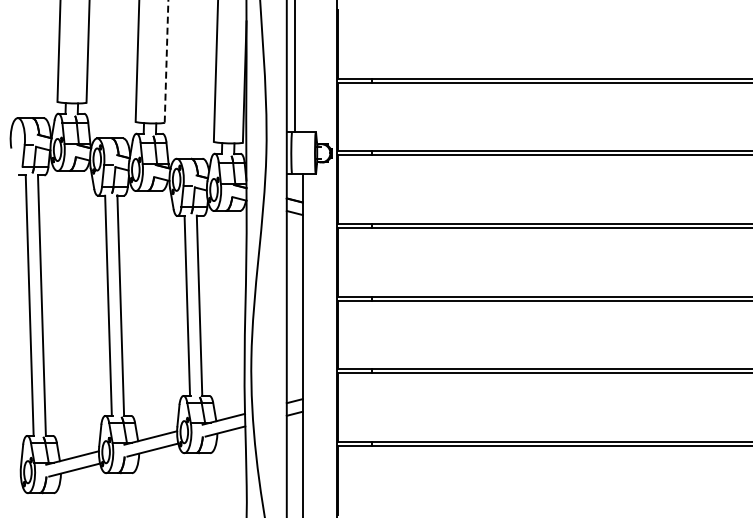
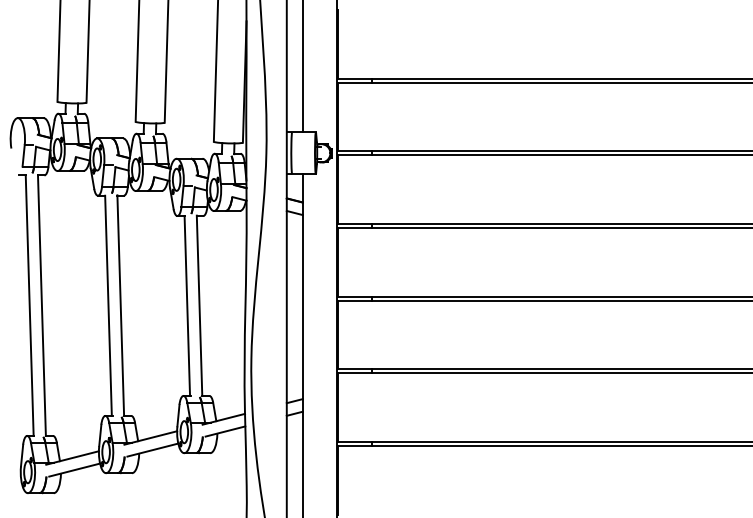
line: dashed -> solid (166, 61)
line position: (294, 67) -> (302, 67) (302, 67)
